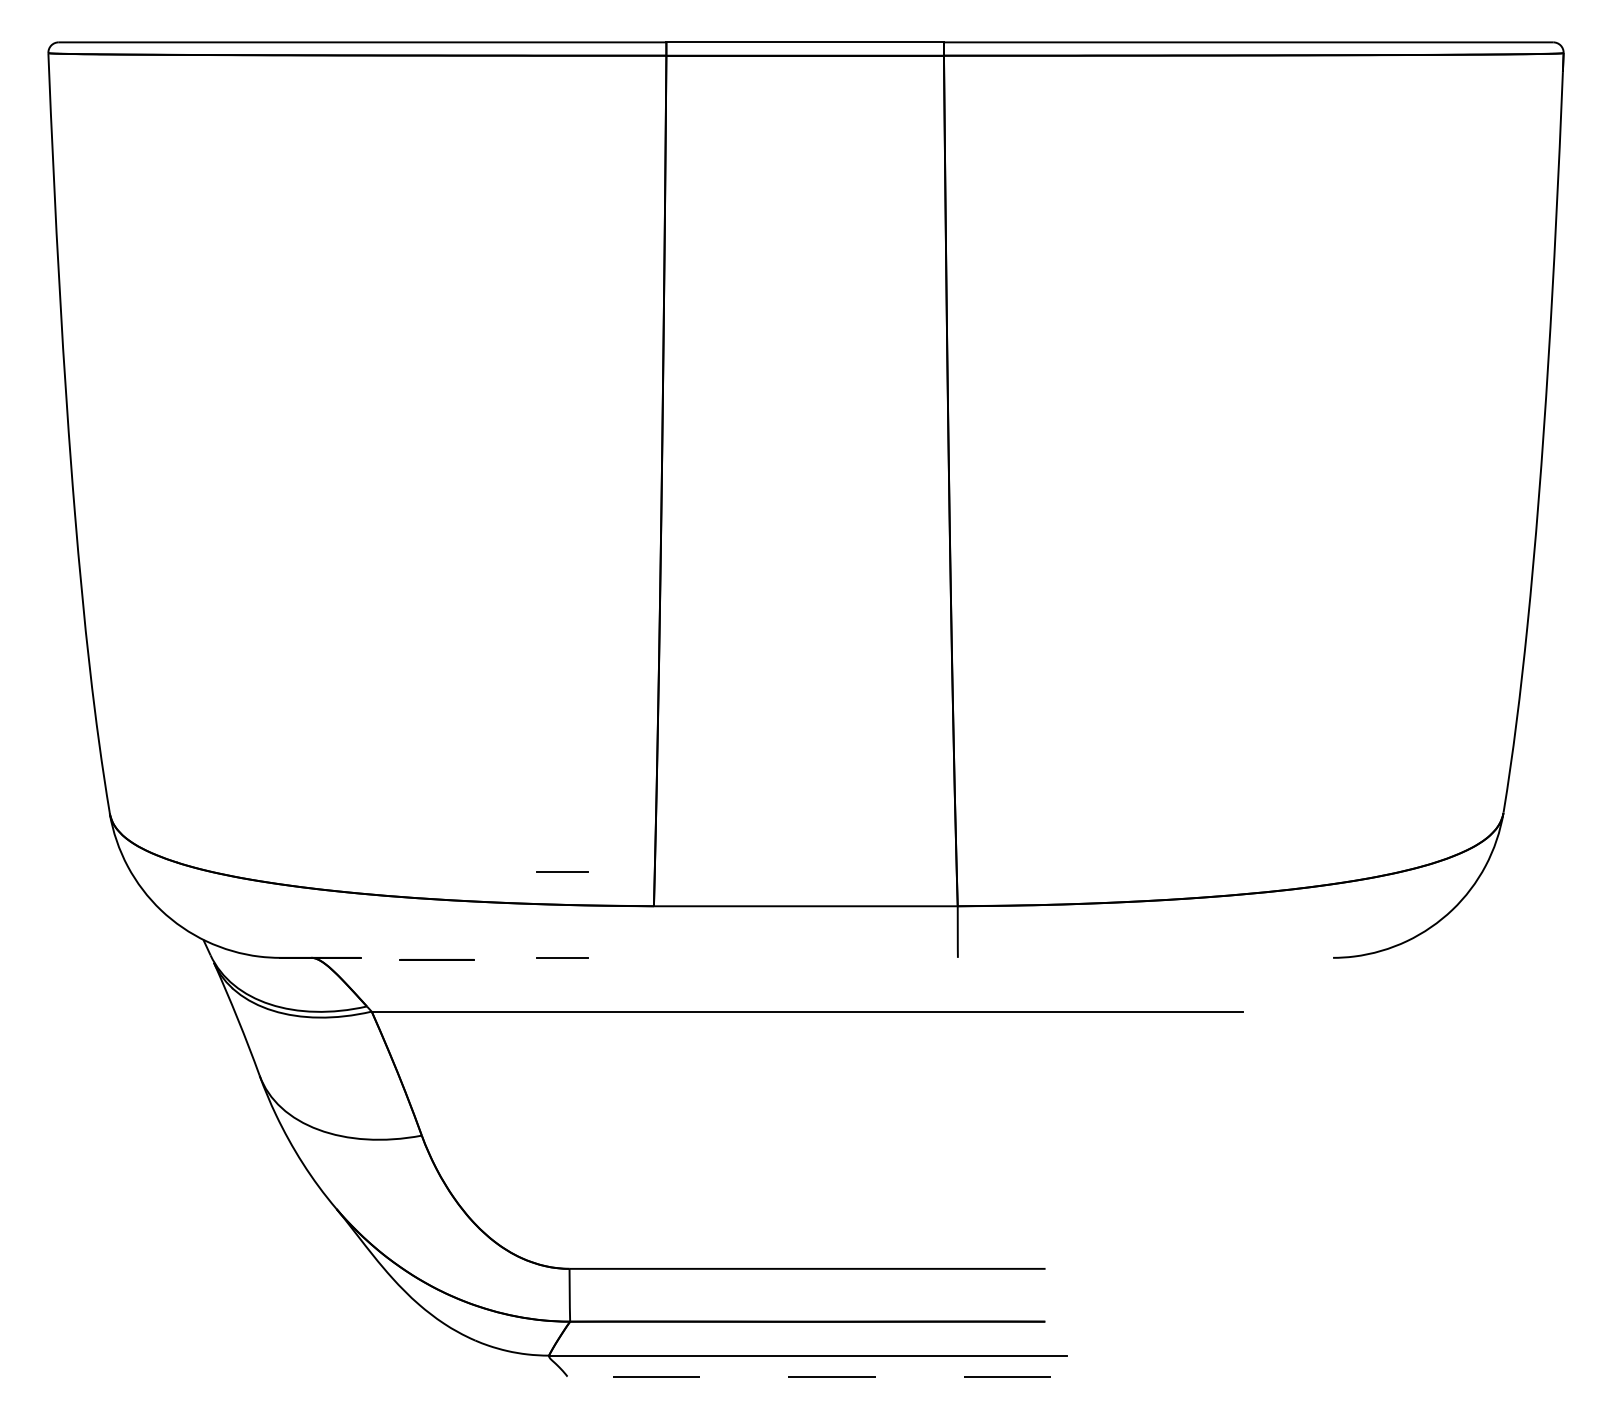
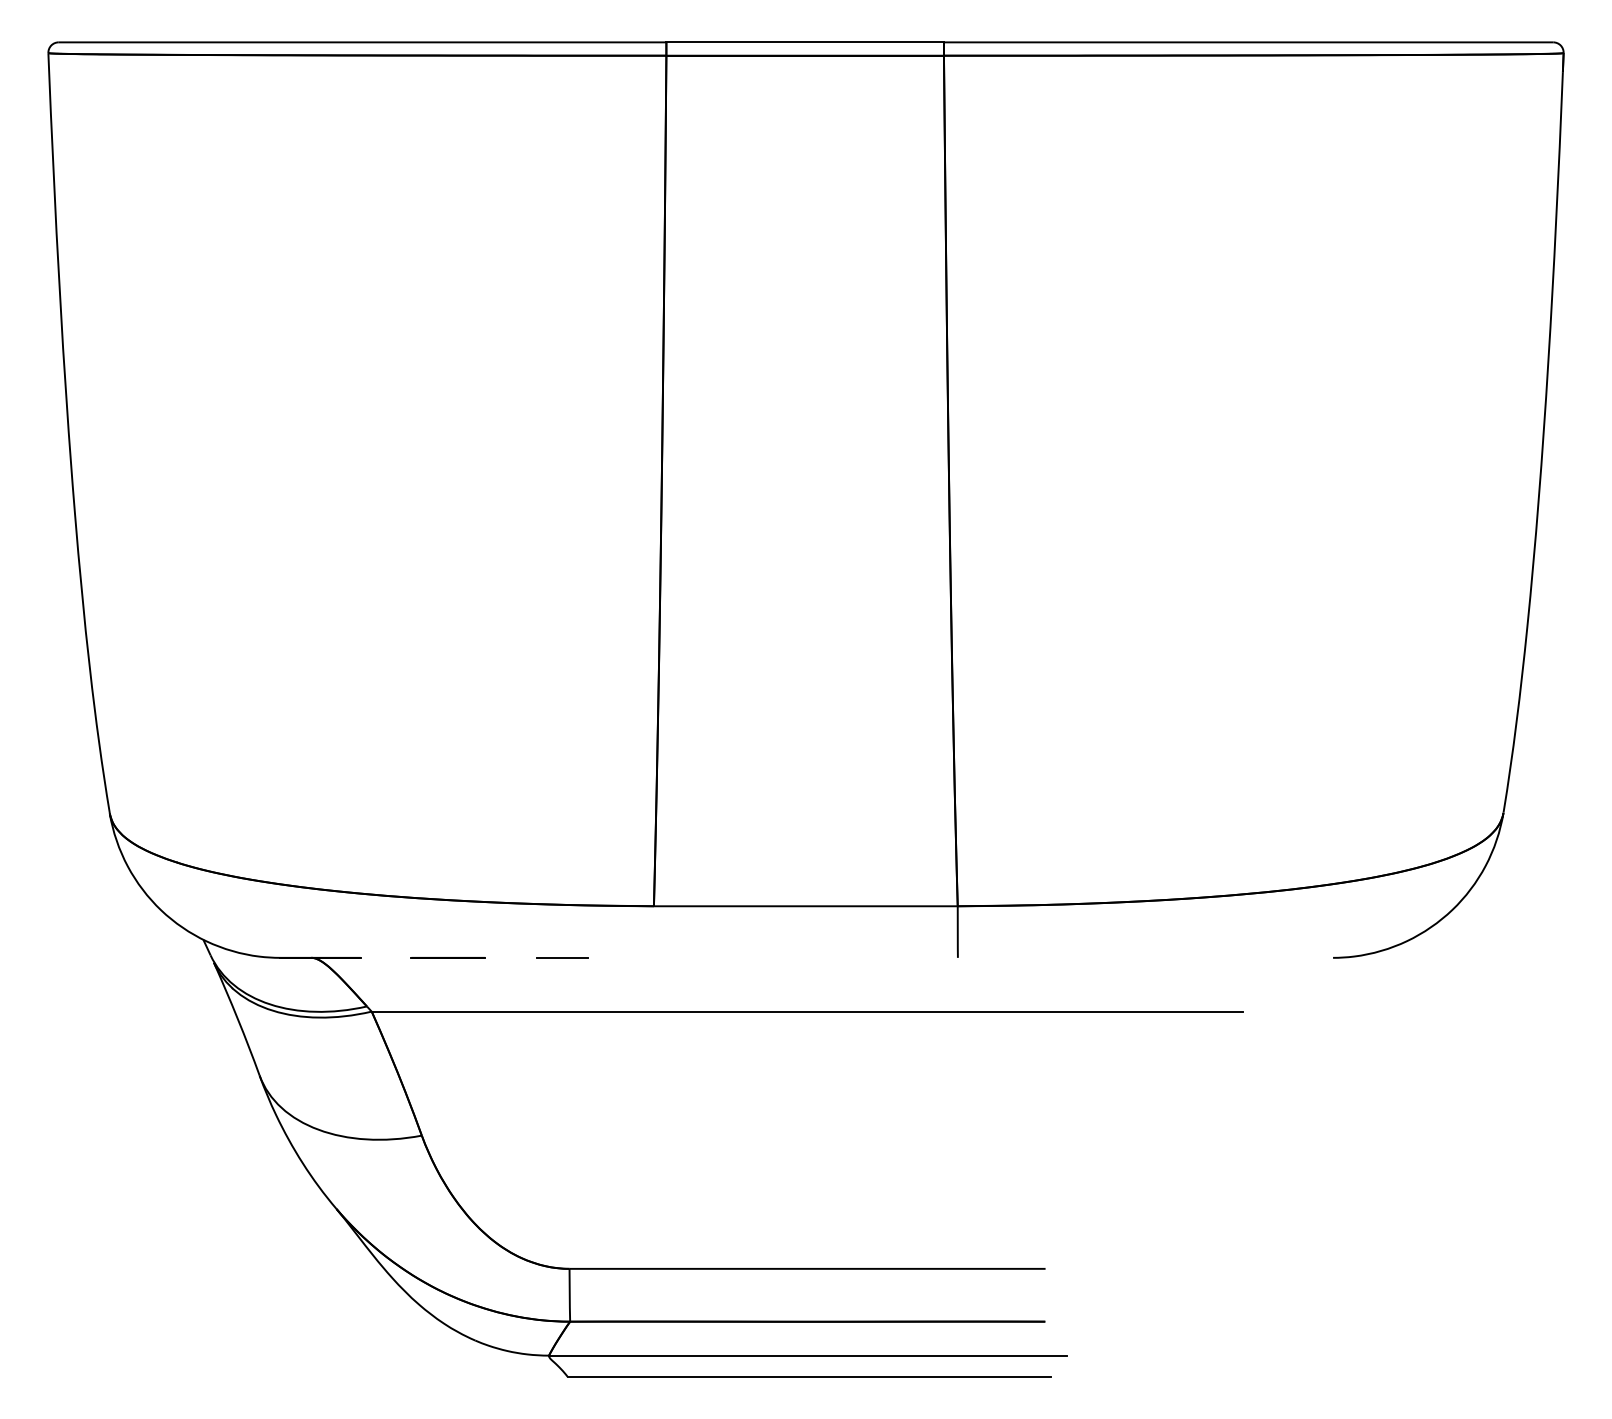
line: present -> none (562, 871)
line position: (436, 959) -> (447, 957) (447, 957)
line: dashed -> solid (809, 1376)
